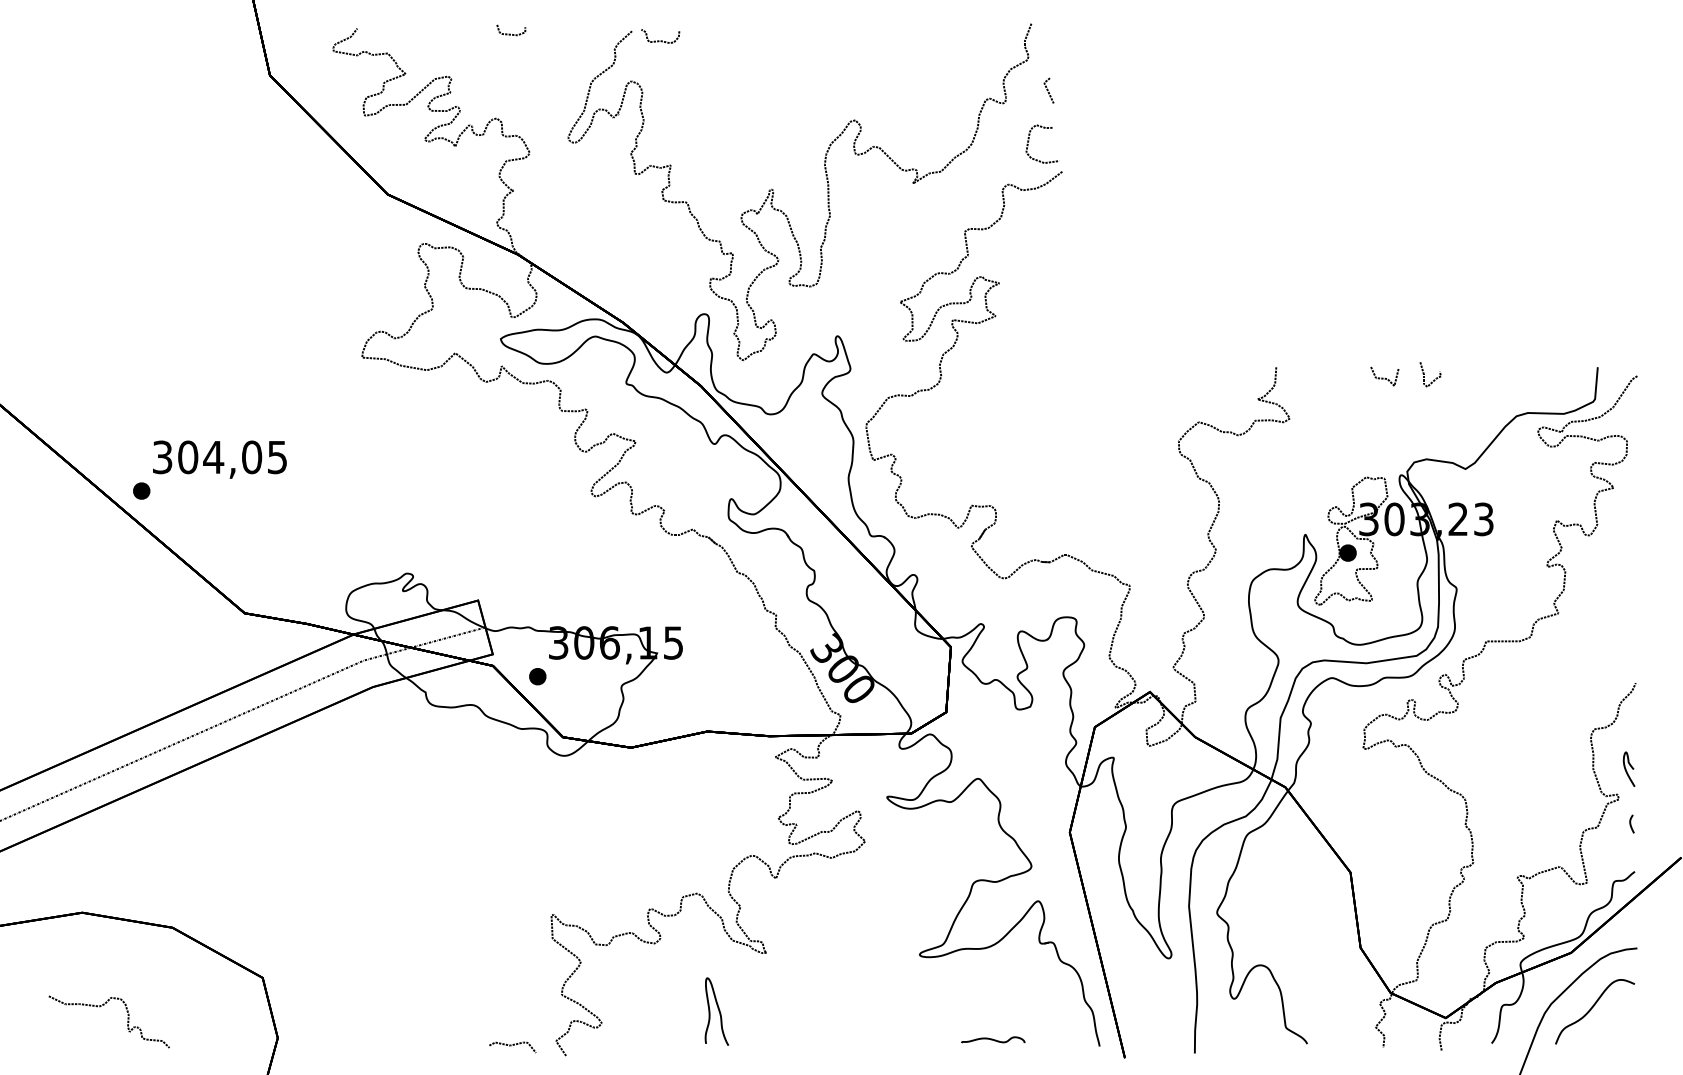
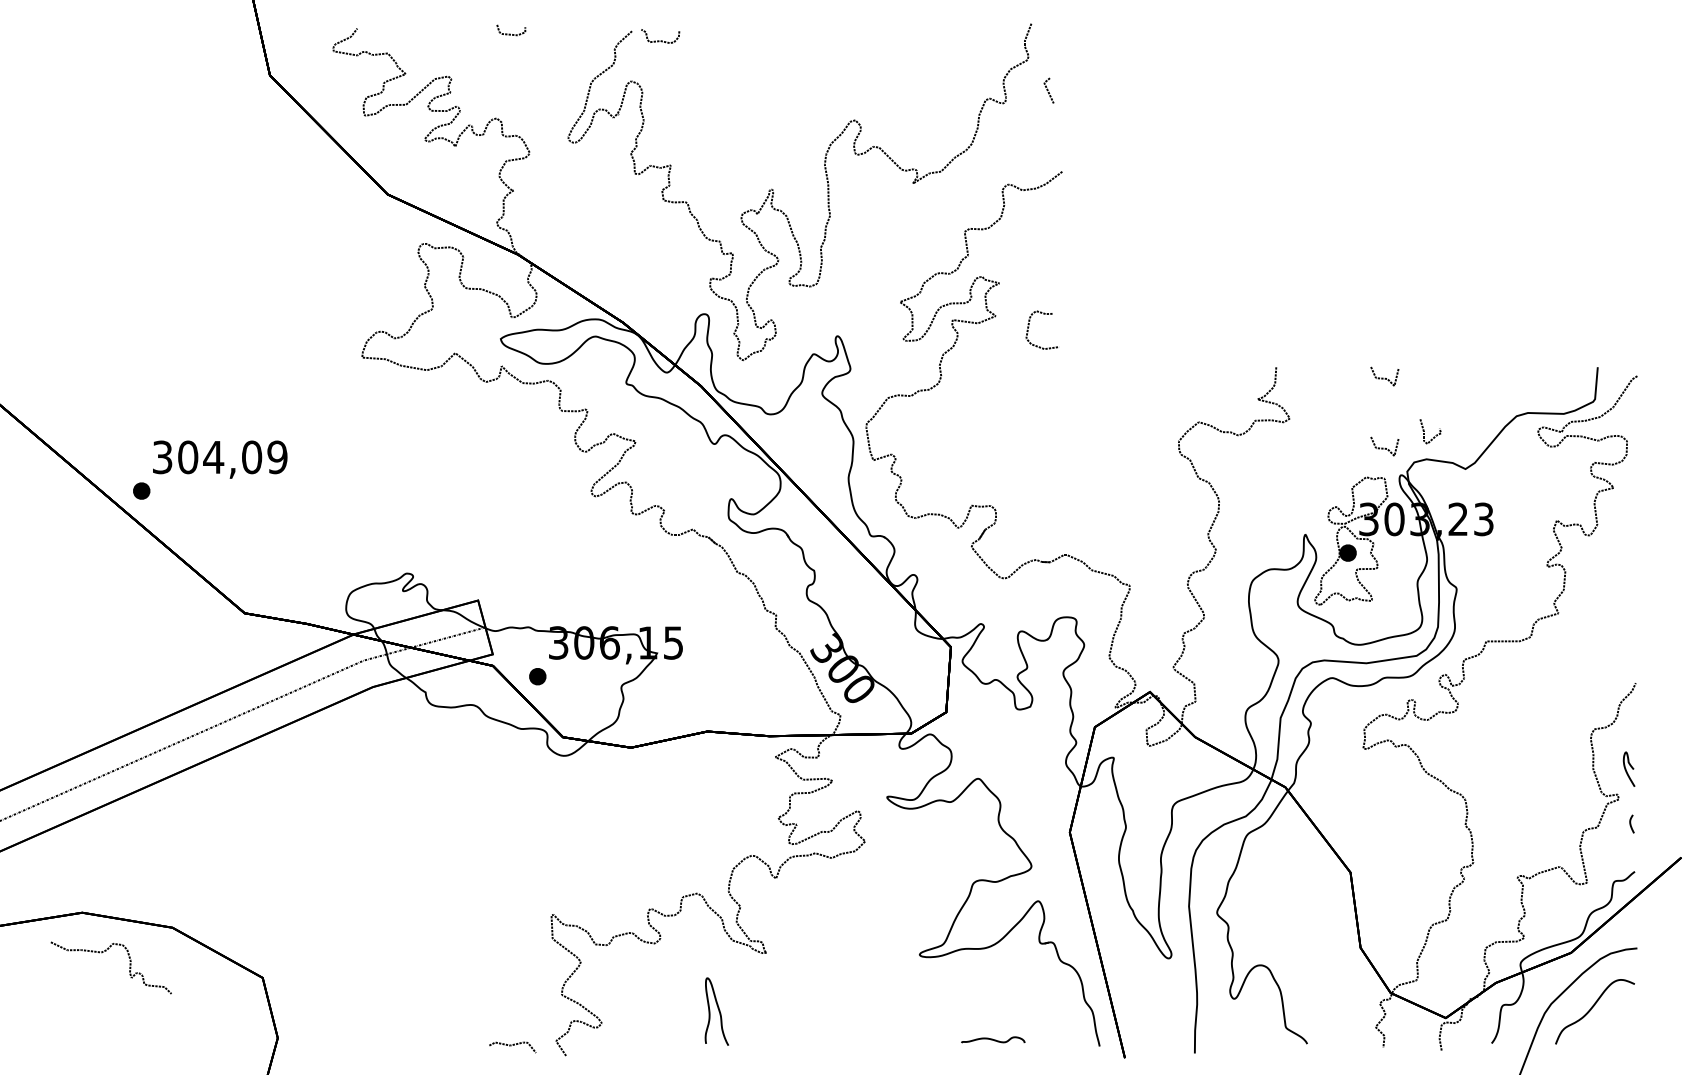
curve position: (1029, 141) -> (1029, 327) (1029, 327)
curve position: (1424, 374) -> (1424, 431) (1424, 431)
line: none -> present (1383, 447)
text: 304,05 -> 304,09 (277, 456)
curve position: (100, 1007) -> (102, 953) (102, 953)
